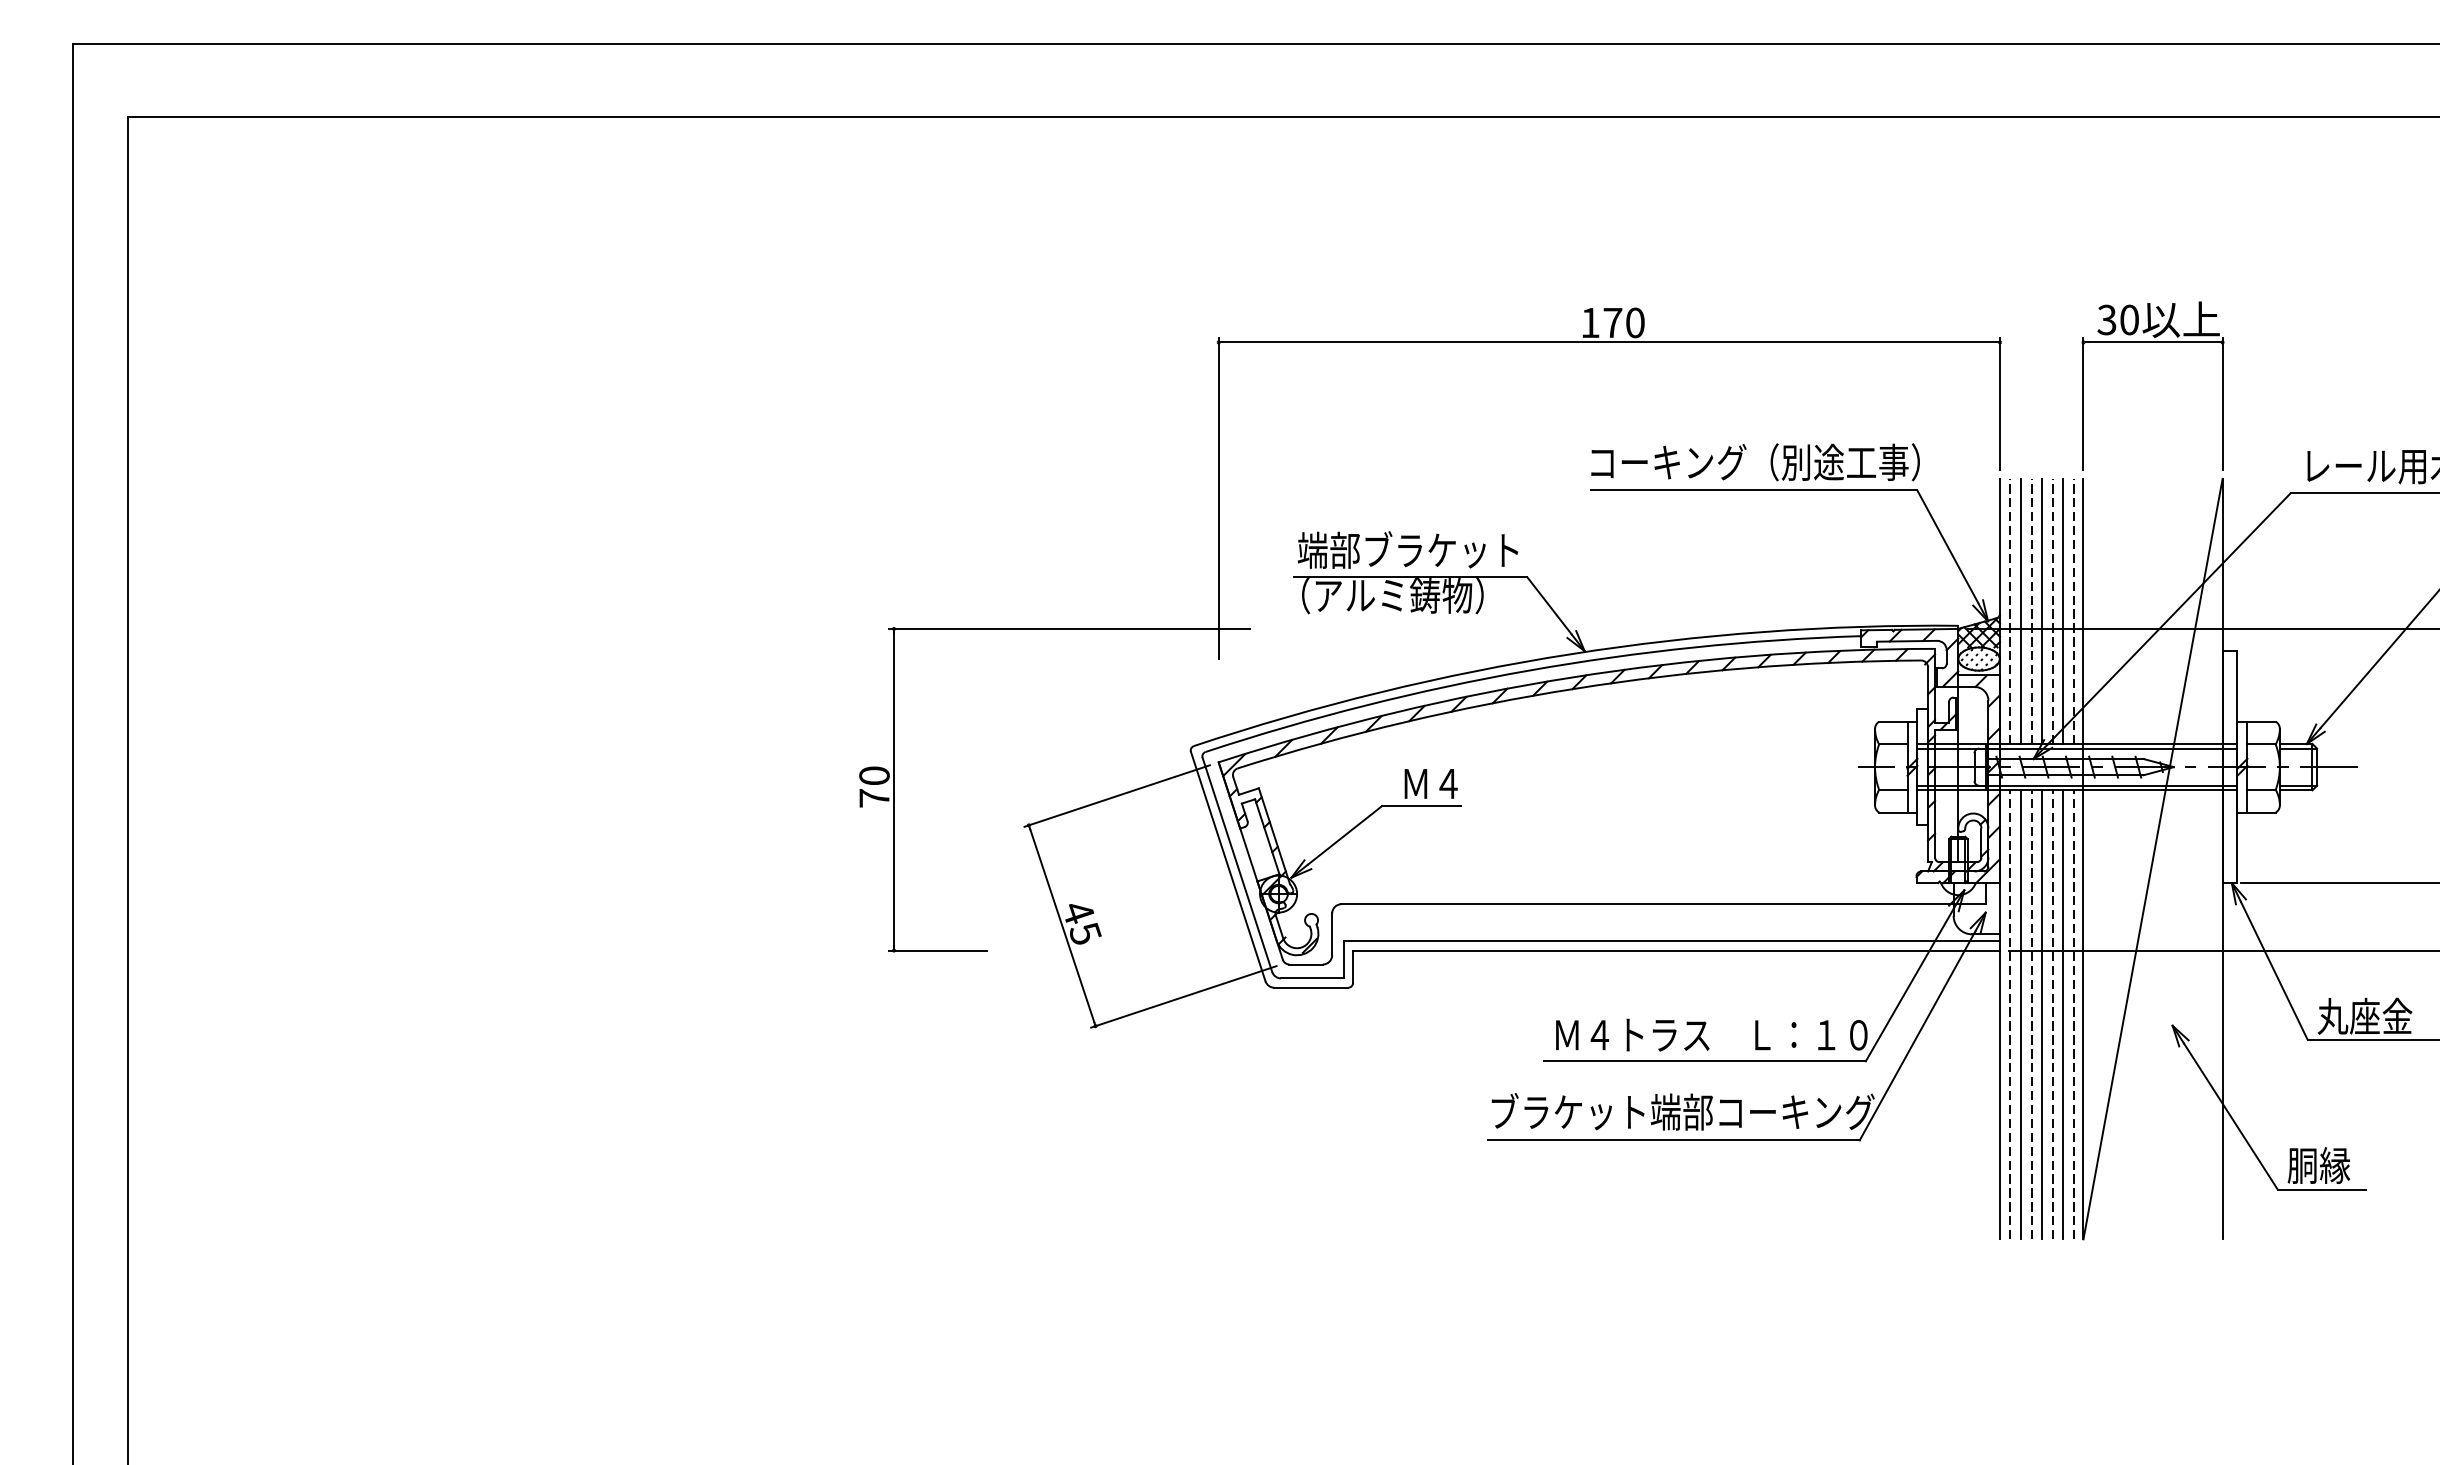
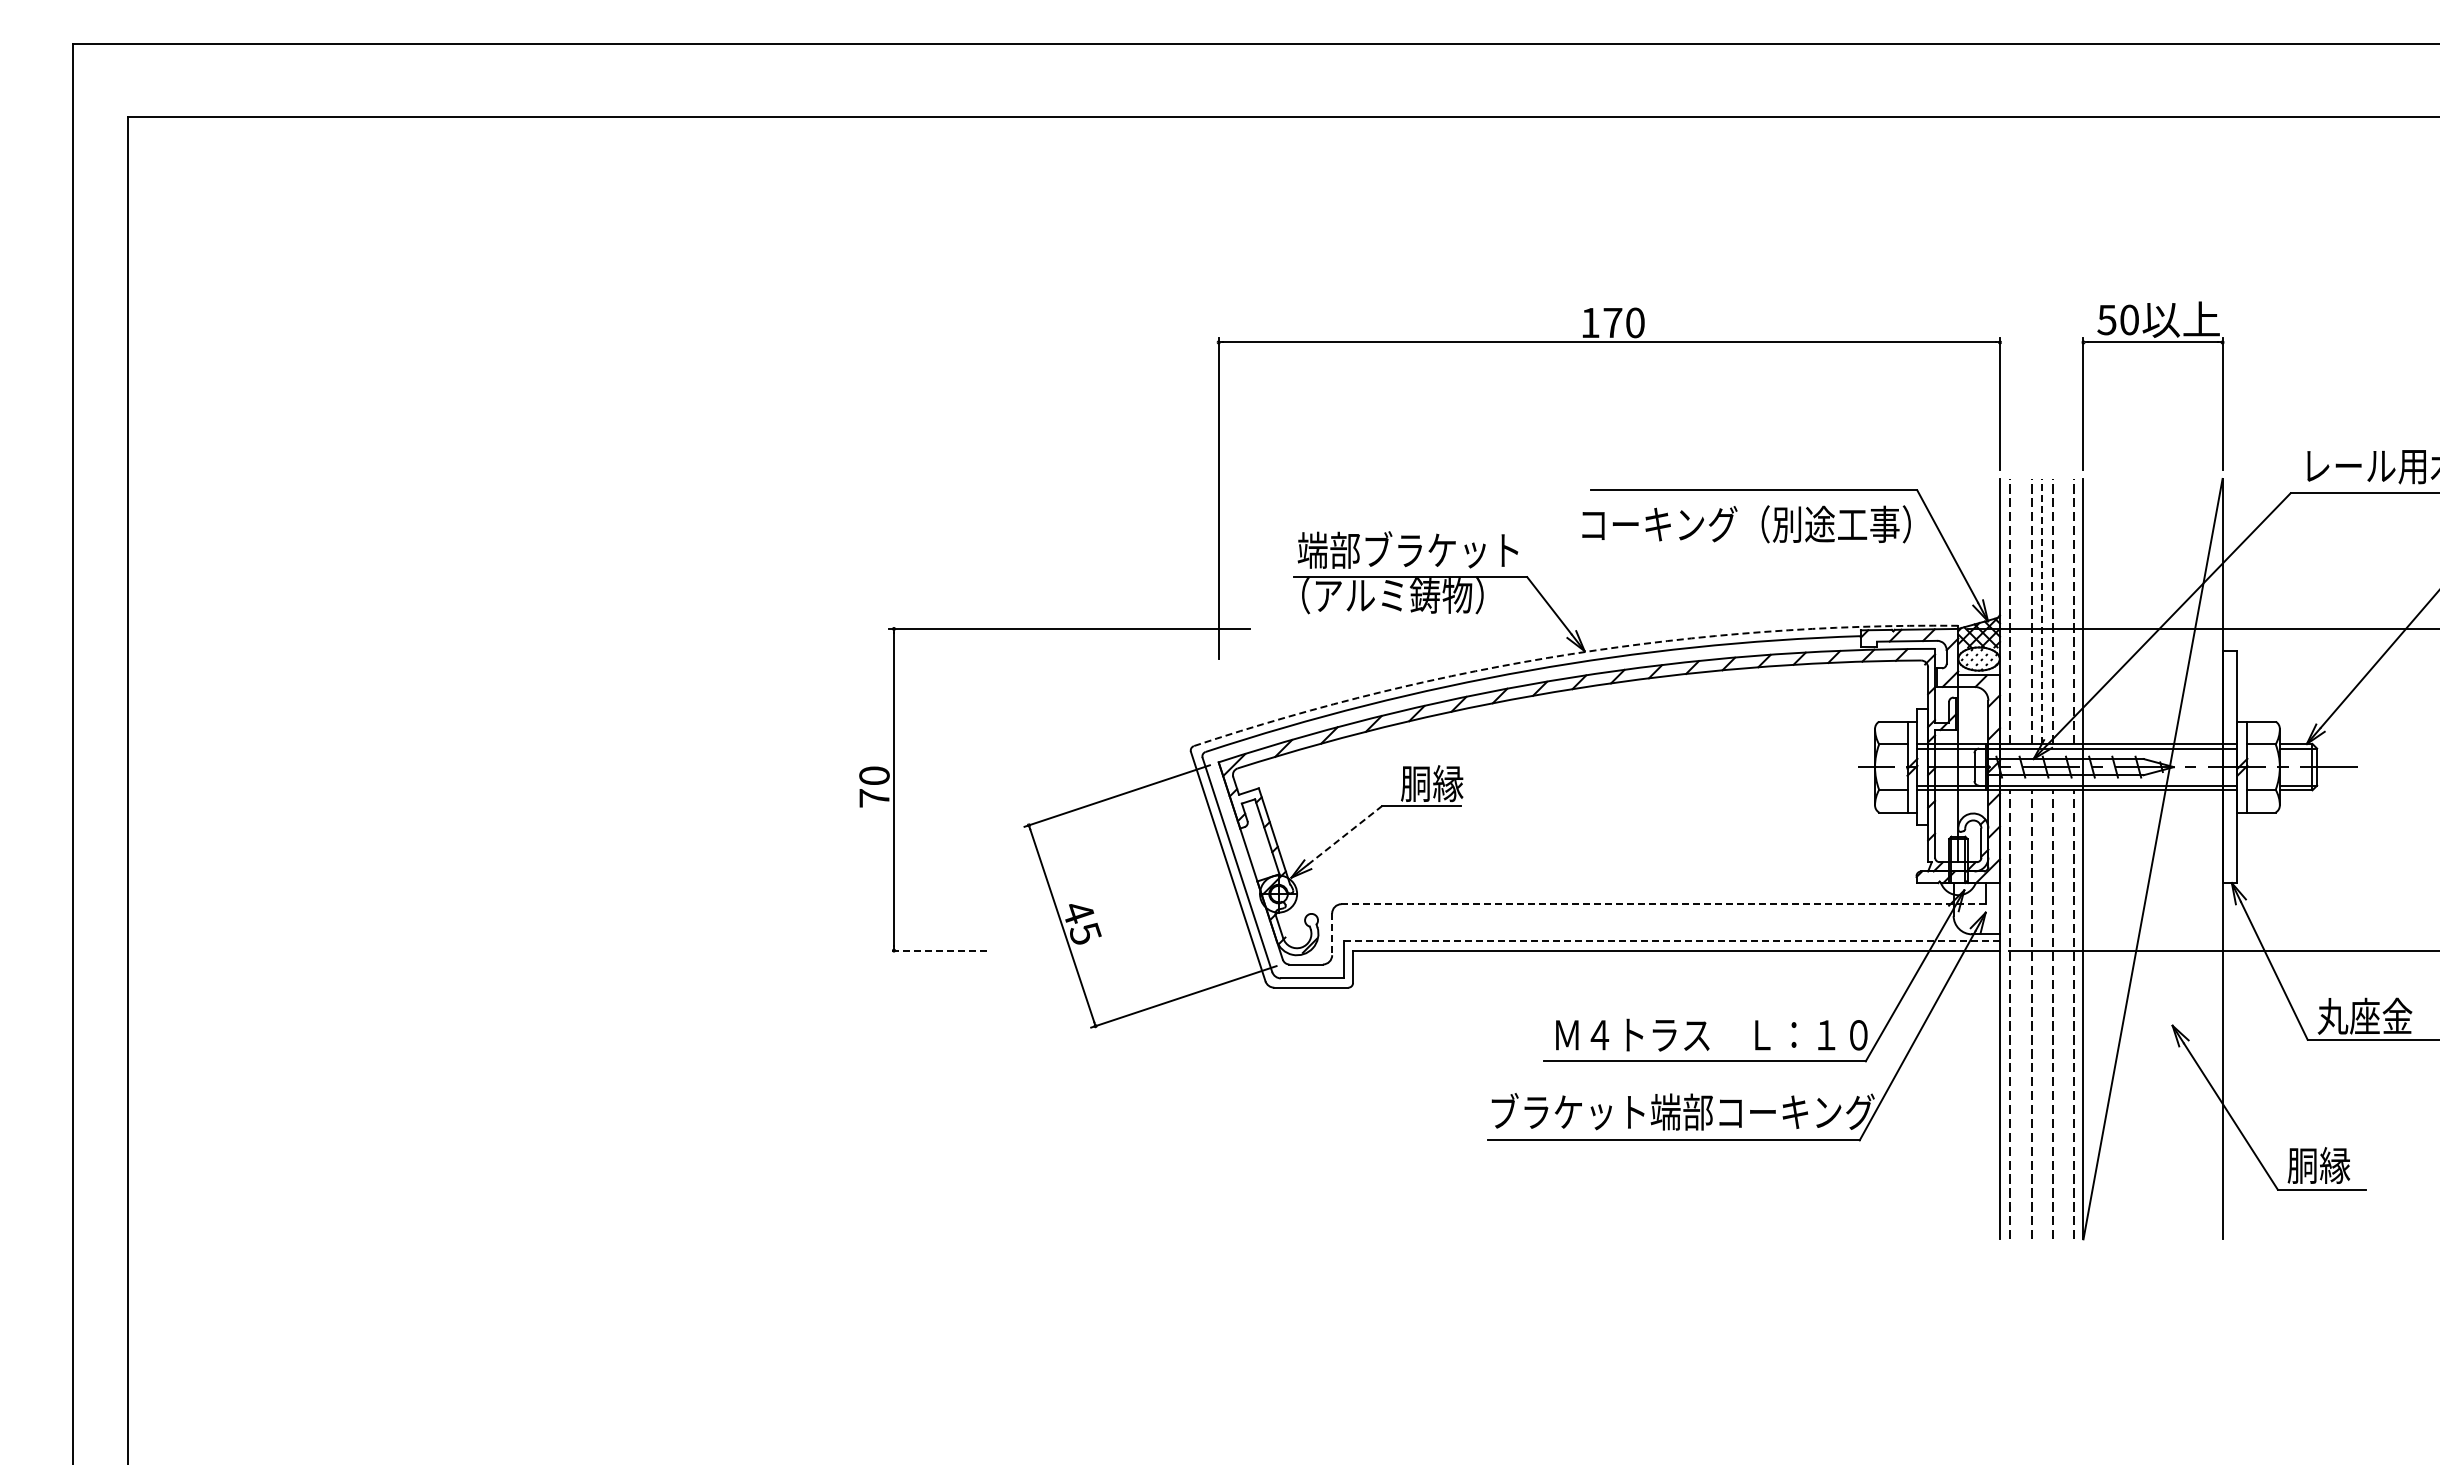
text: 30 -> 50 (2106, 319)
text position: (1755, 462) -> (1746, 524) (1746, 524)
line: present -> none (2021, 610)
line: present -> none (2063, 610)
line: solid -> dashed (2042, 611)
arc: solid -> dashed (1571, 654)
text: Ｍ４ -> 胴縁 (1431, 783)
line: solid -> dashed (1345, 835)
line: present -> none (2338, 883)
line: solid -> dashed (1663, 904)
line: solid -> dashed (1332, 934)
line: solid -> dashed (1671, 941)
line: solid -> dashed (938, 950)
line: present -> none (2021, 1014)
line: present -> none (2042, 1014)
line: present -> none (2063, 1014)
